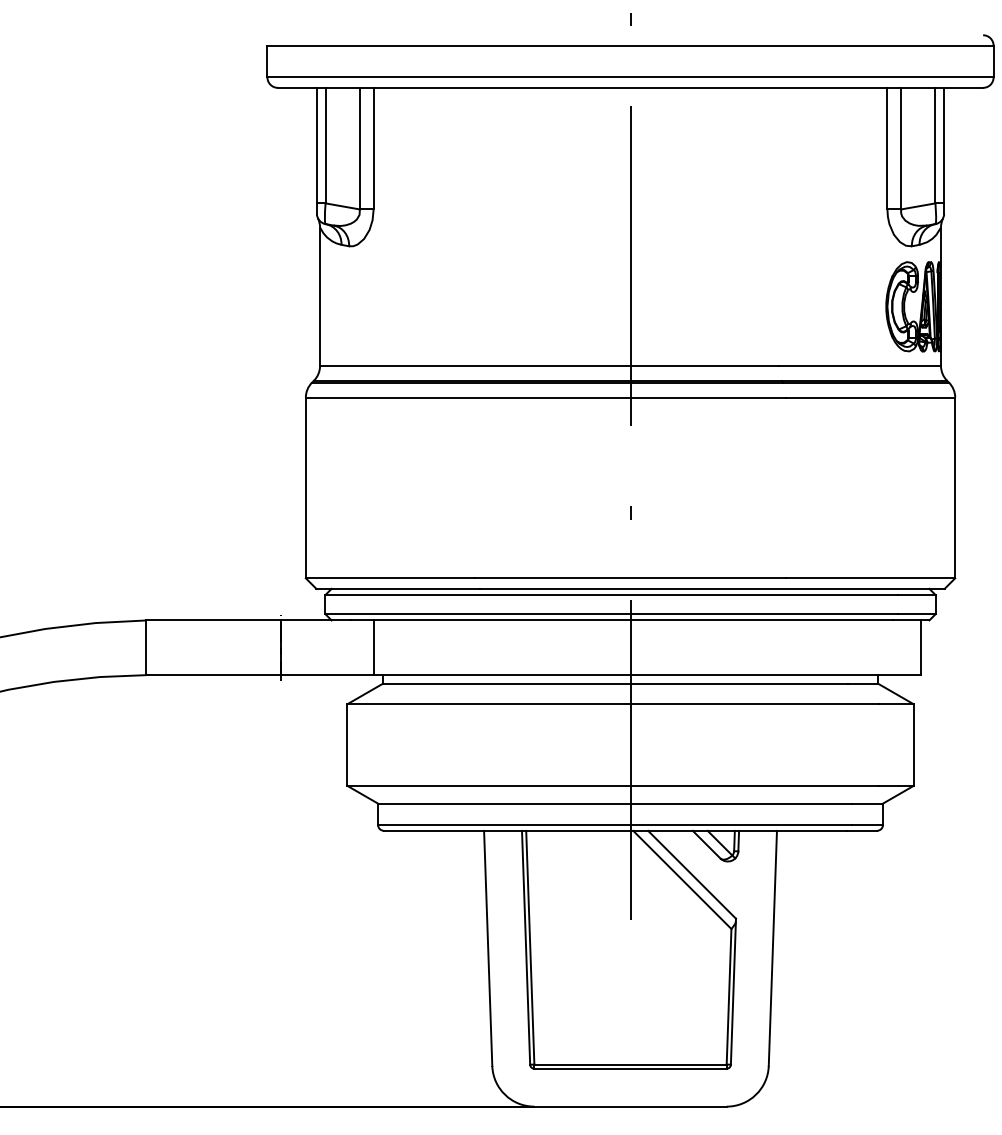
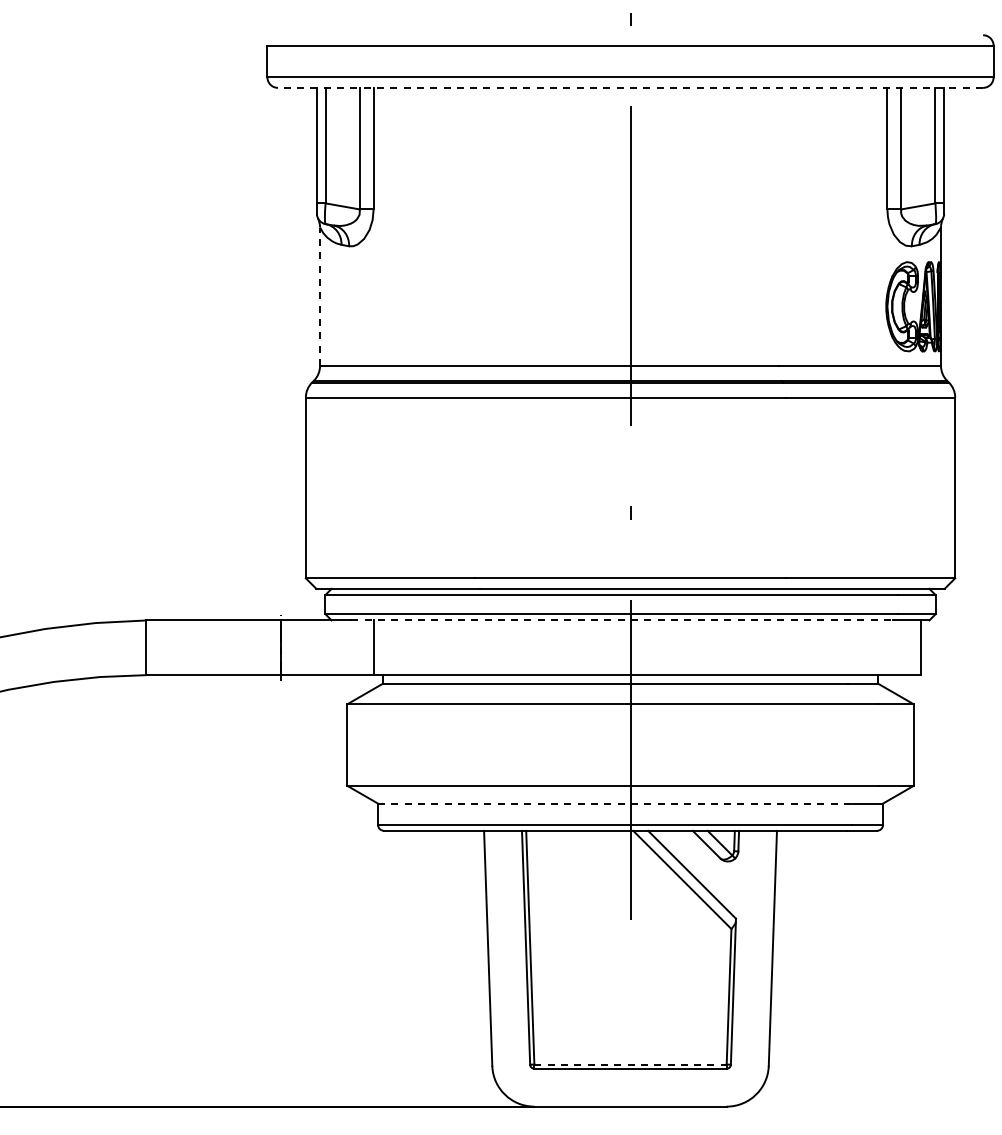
line: solid -> dashed (630, 87)
line: solid -> dashed (320, 296)
line: solid -> dashed (622, 620)
line: solid -> dashed (615, 803)
line: solid -> dashed (631, 1064)
